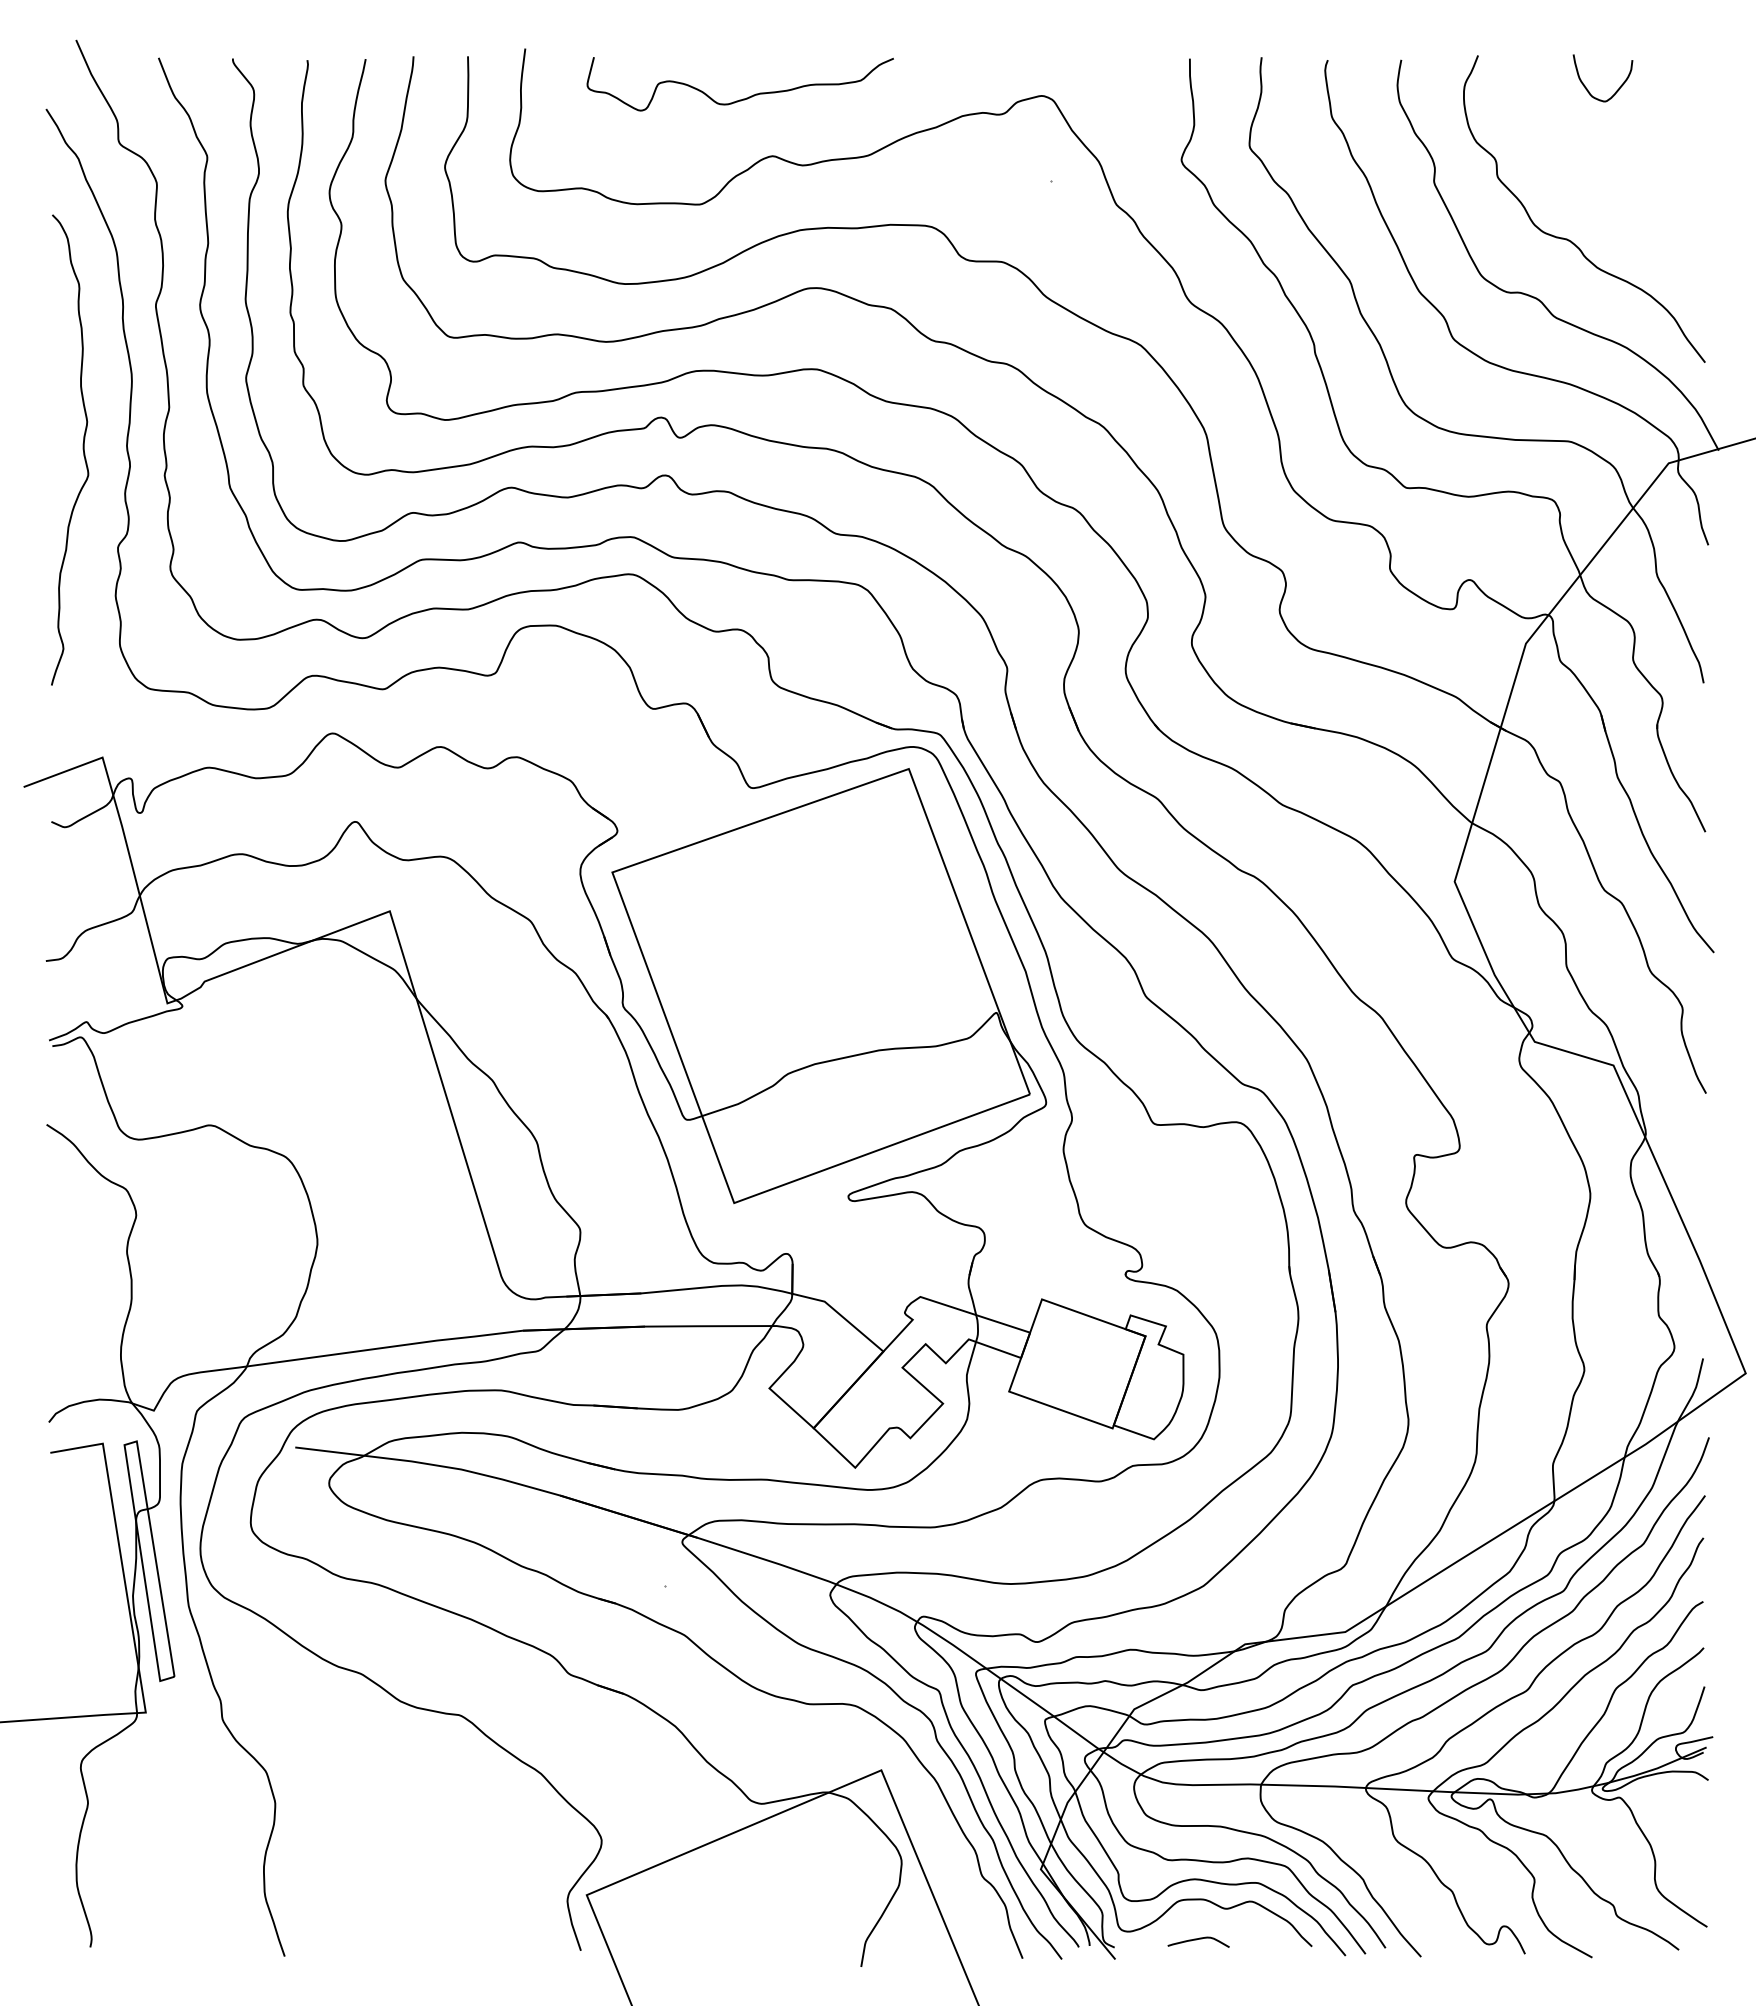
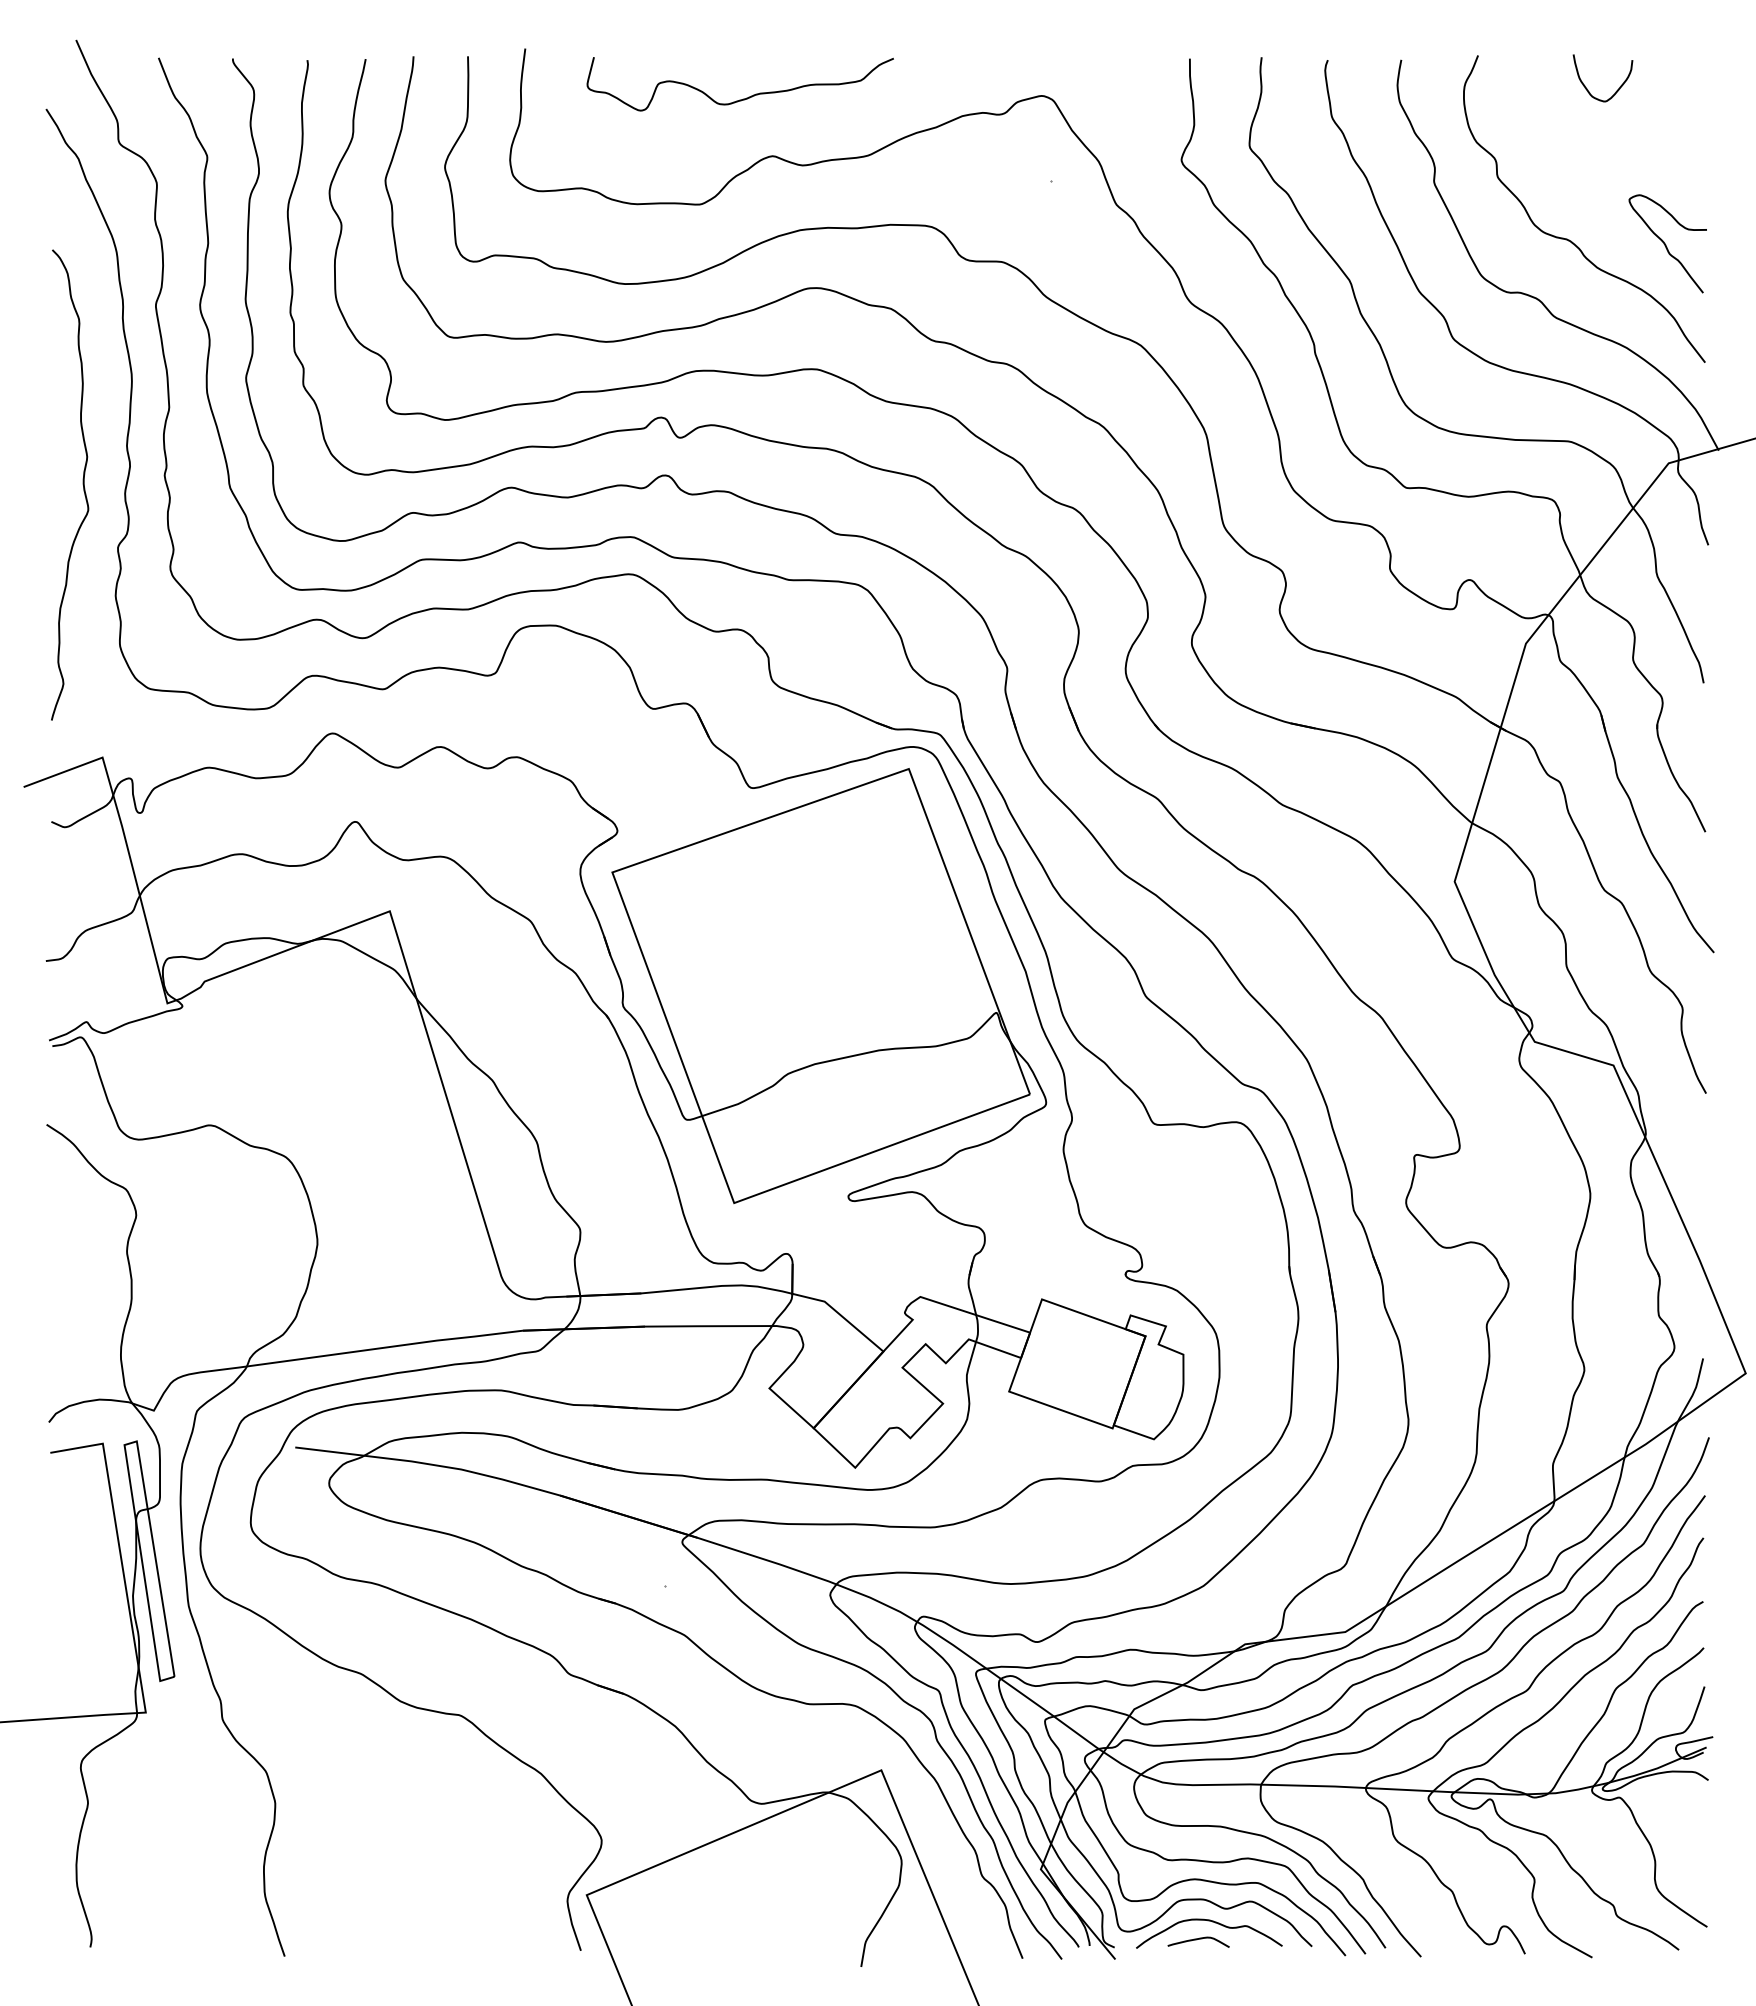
curve: none -> present (1666, 244)
curve position: (82, 449) -> (82, 484) (82, 484)
curve: none -> present (1212, 1922)
